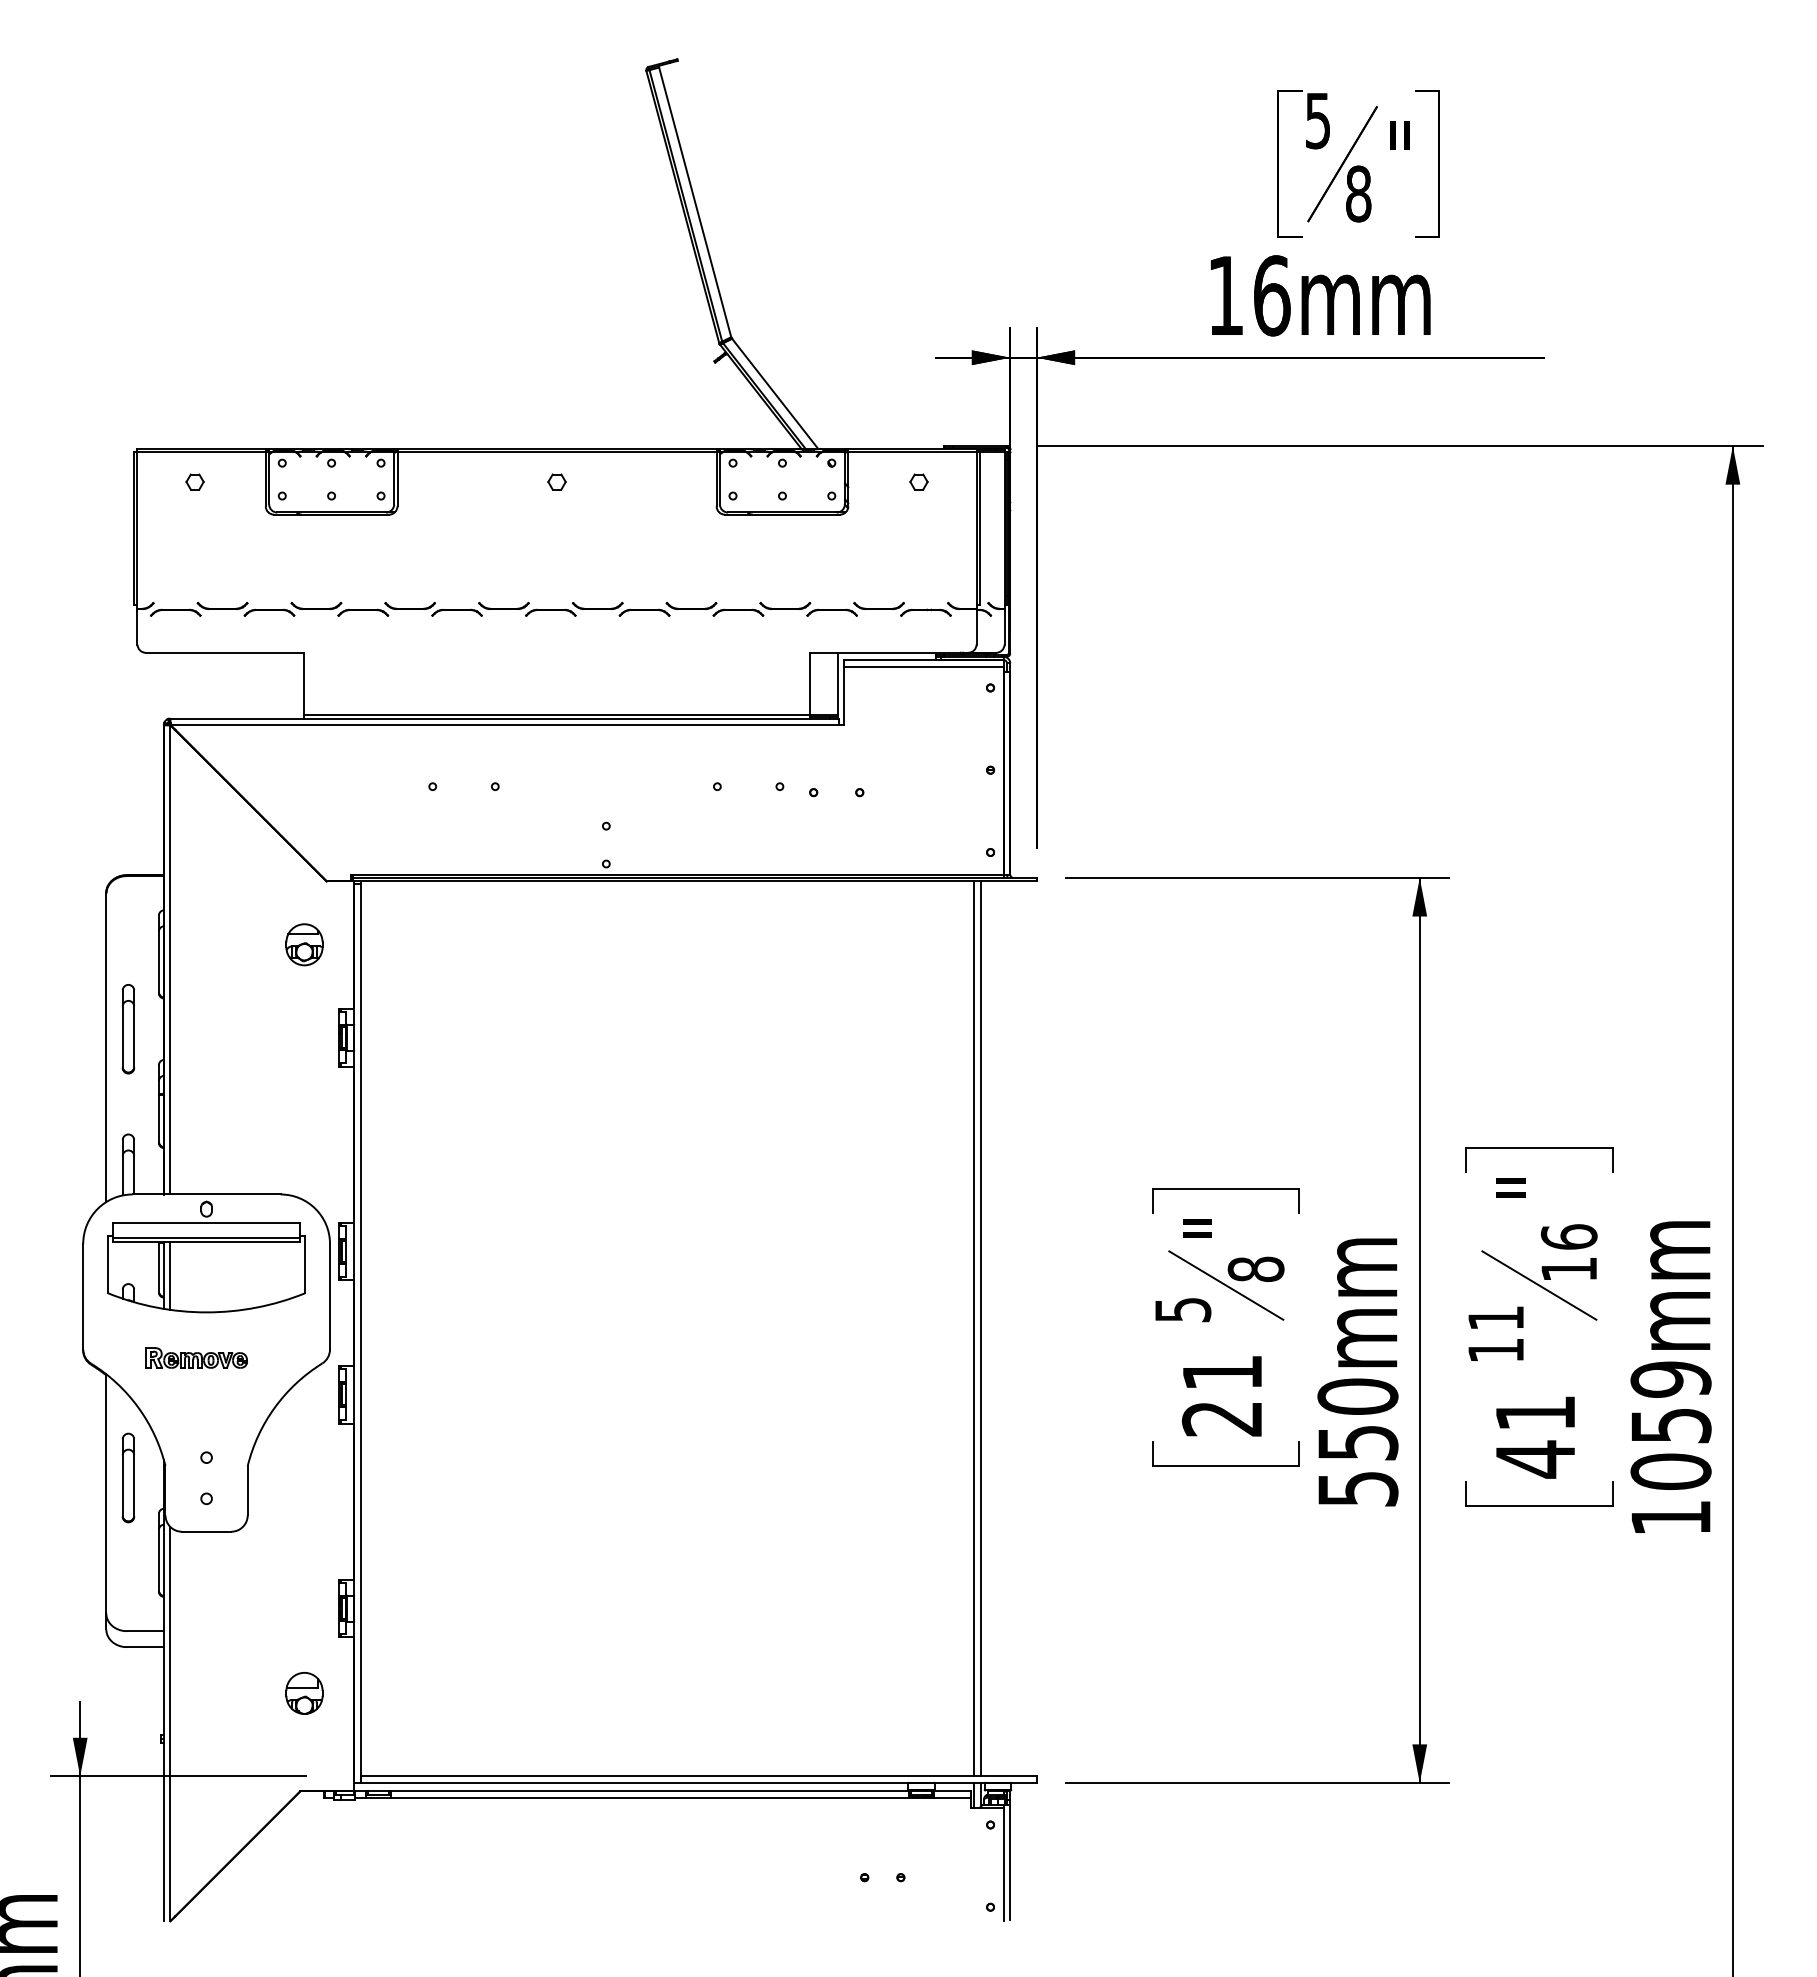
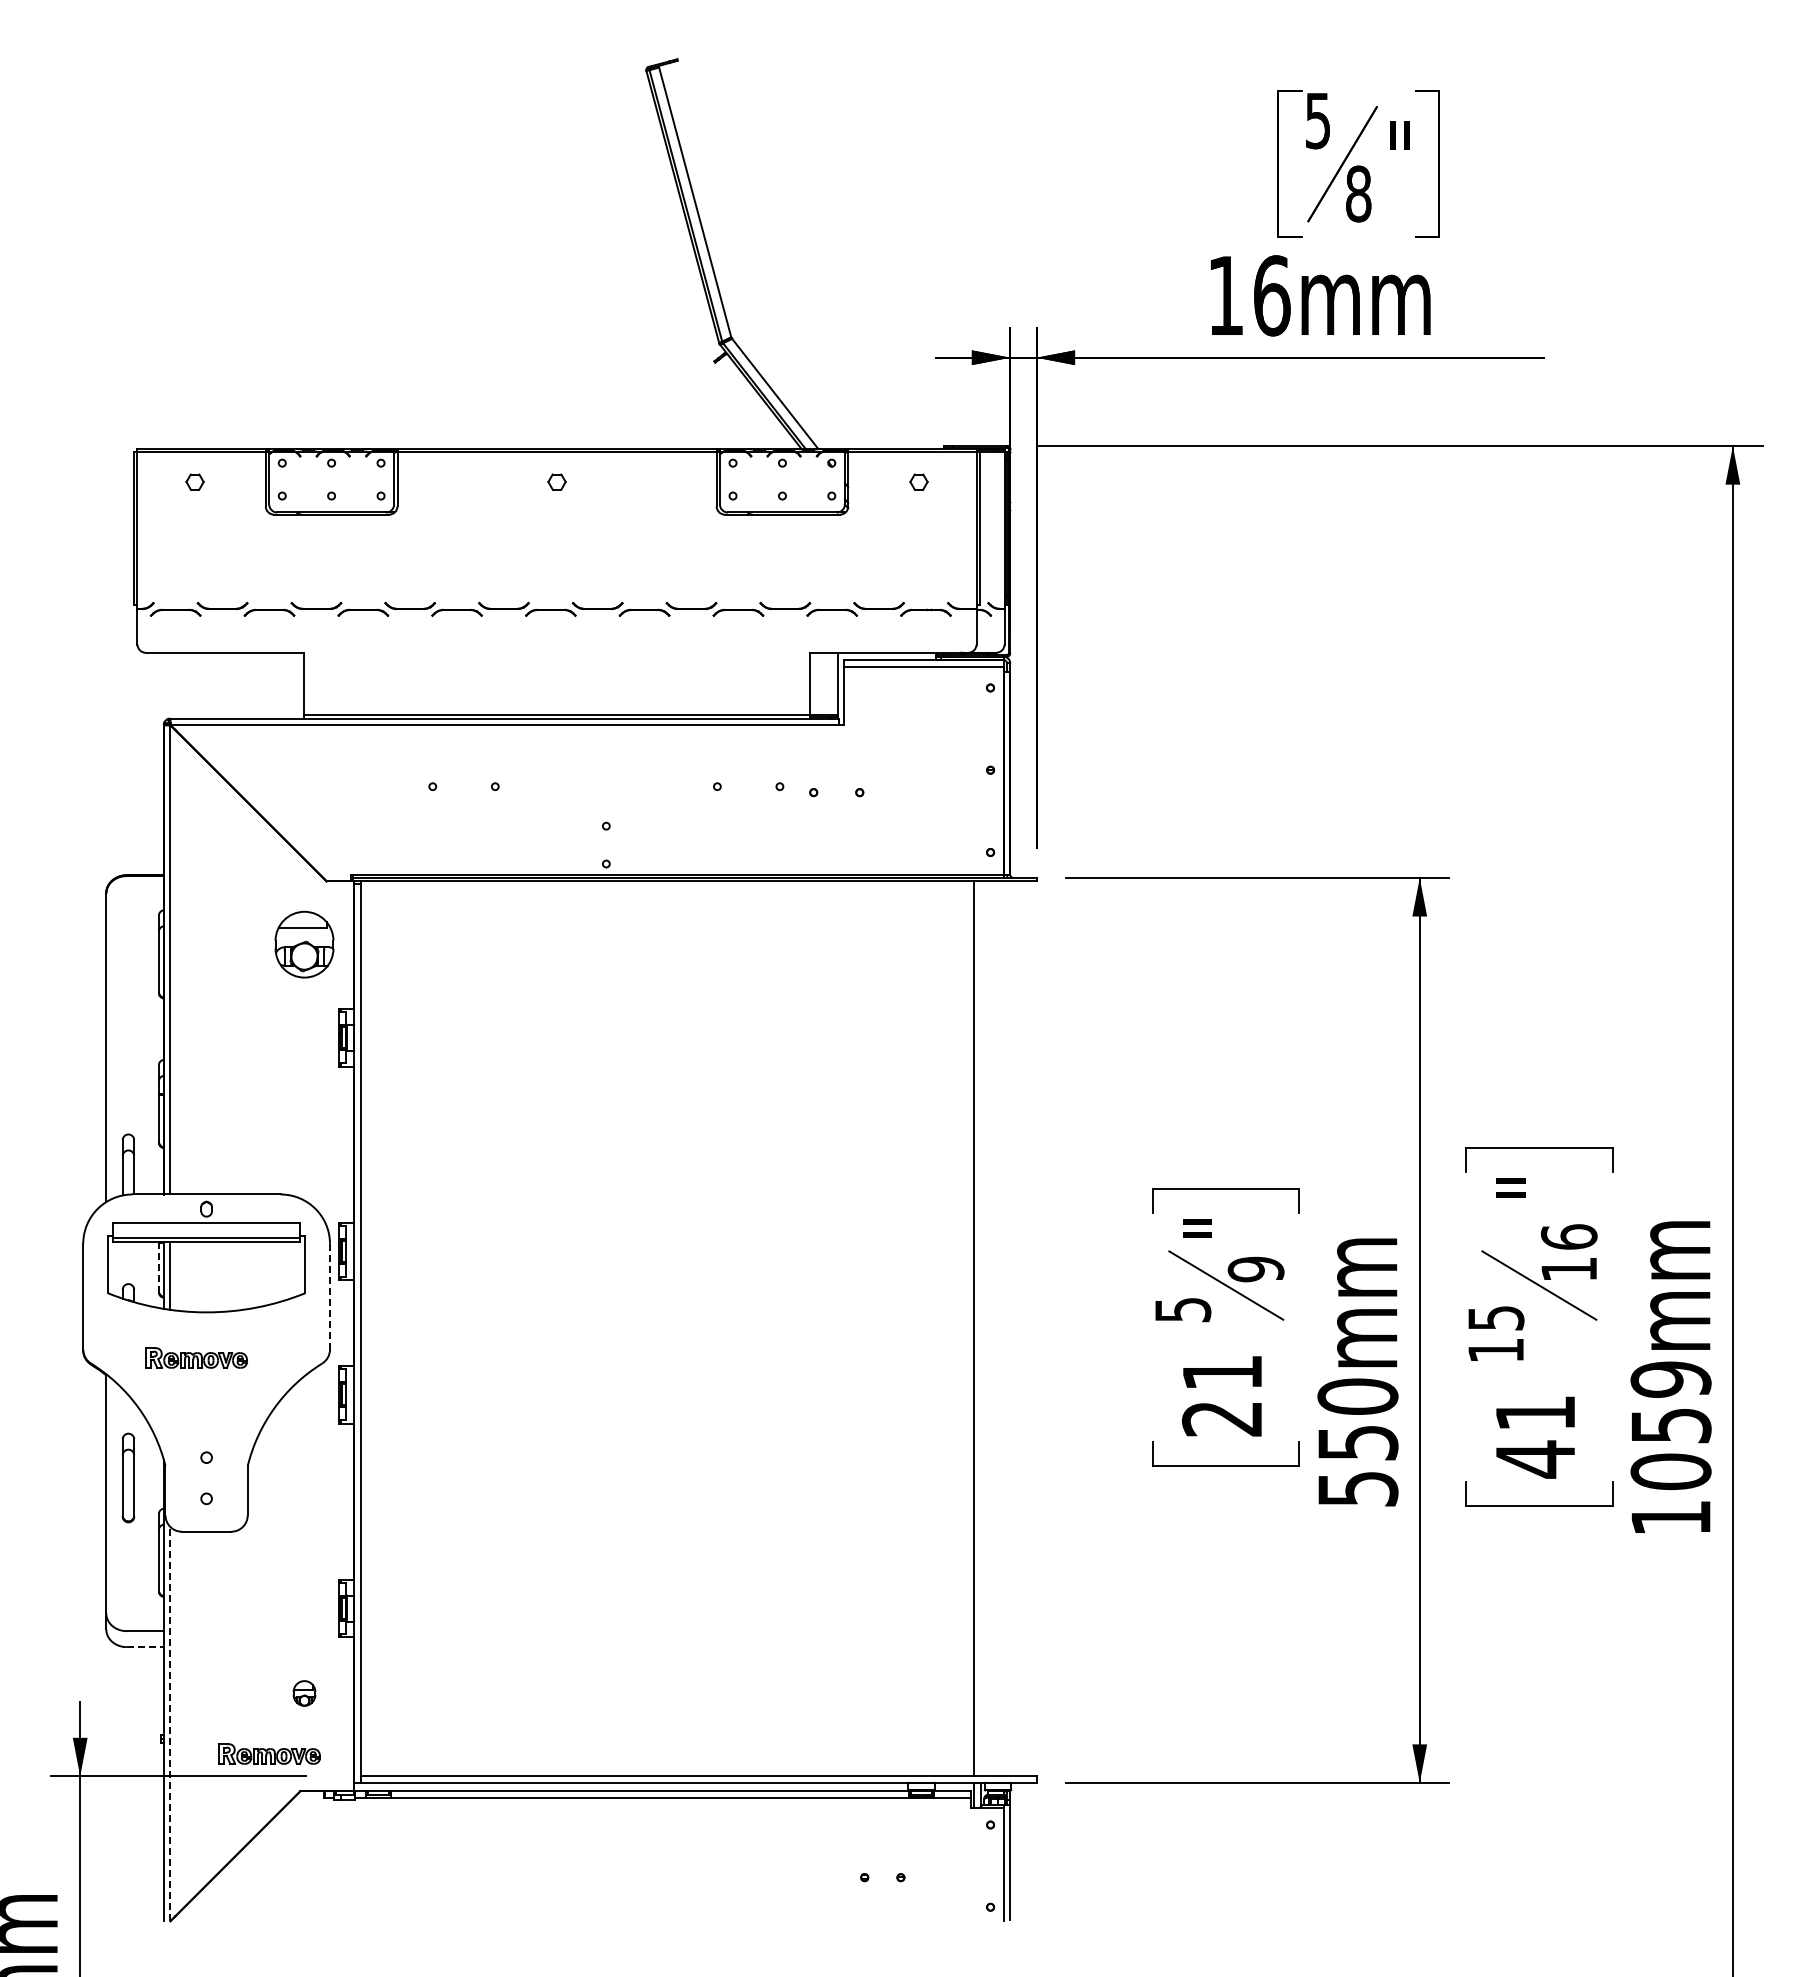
part size: 39x44 px -> 61x69 px (304, 944)
part: present -> none (128, 1029)
line: solid -> dashed (158, 1268)
text: 8 -> 9 (1256, 1269)
line: solid -> dashed (330, 1296)
text: 11 -> 15 (1496, 1318)
line: present -> none (980, 1328)
line: solid -> dashed (145, 1647)
part size: 39x43 px -> 25x27 px (304, 1693)
line: solid -> dashed (170, 1723)
part: none -> present (269, 1753)
